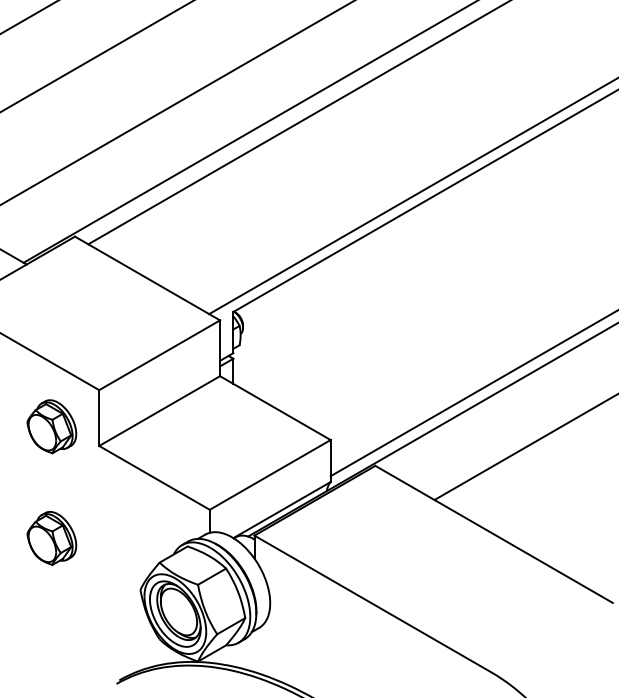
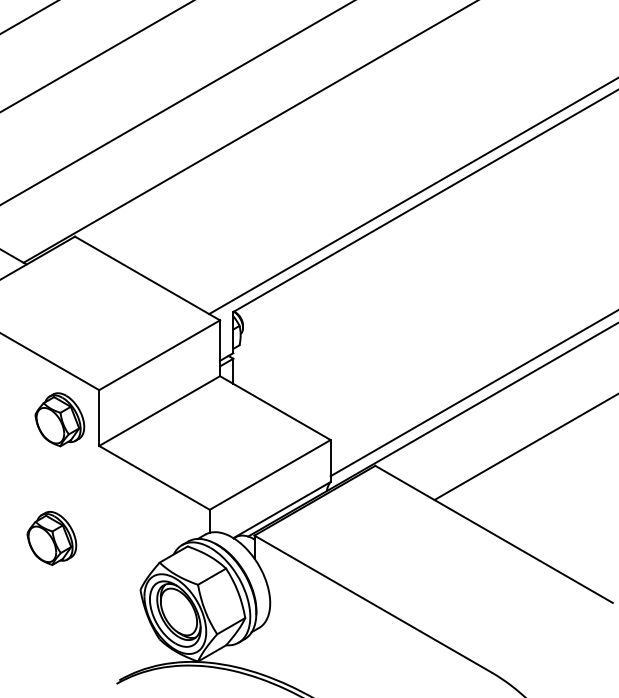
line: present -> none (297, 123)
part position: (51, 426) -> (59, 419) (59, 419)
